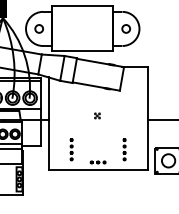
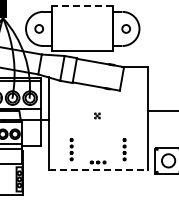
line: solid -> dashed (82, 6)
line position: (161, 119) -> (161, 110) (161, 110)
line: solid -> dashed (98, 169)
